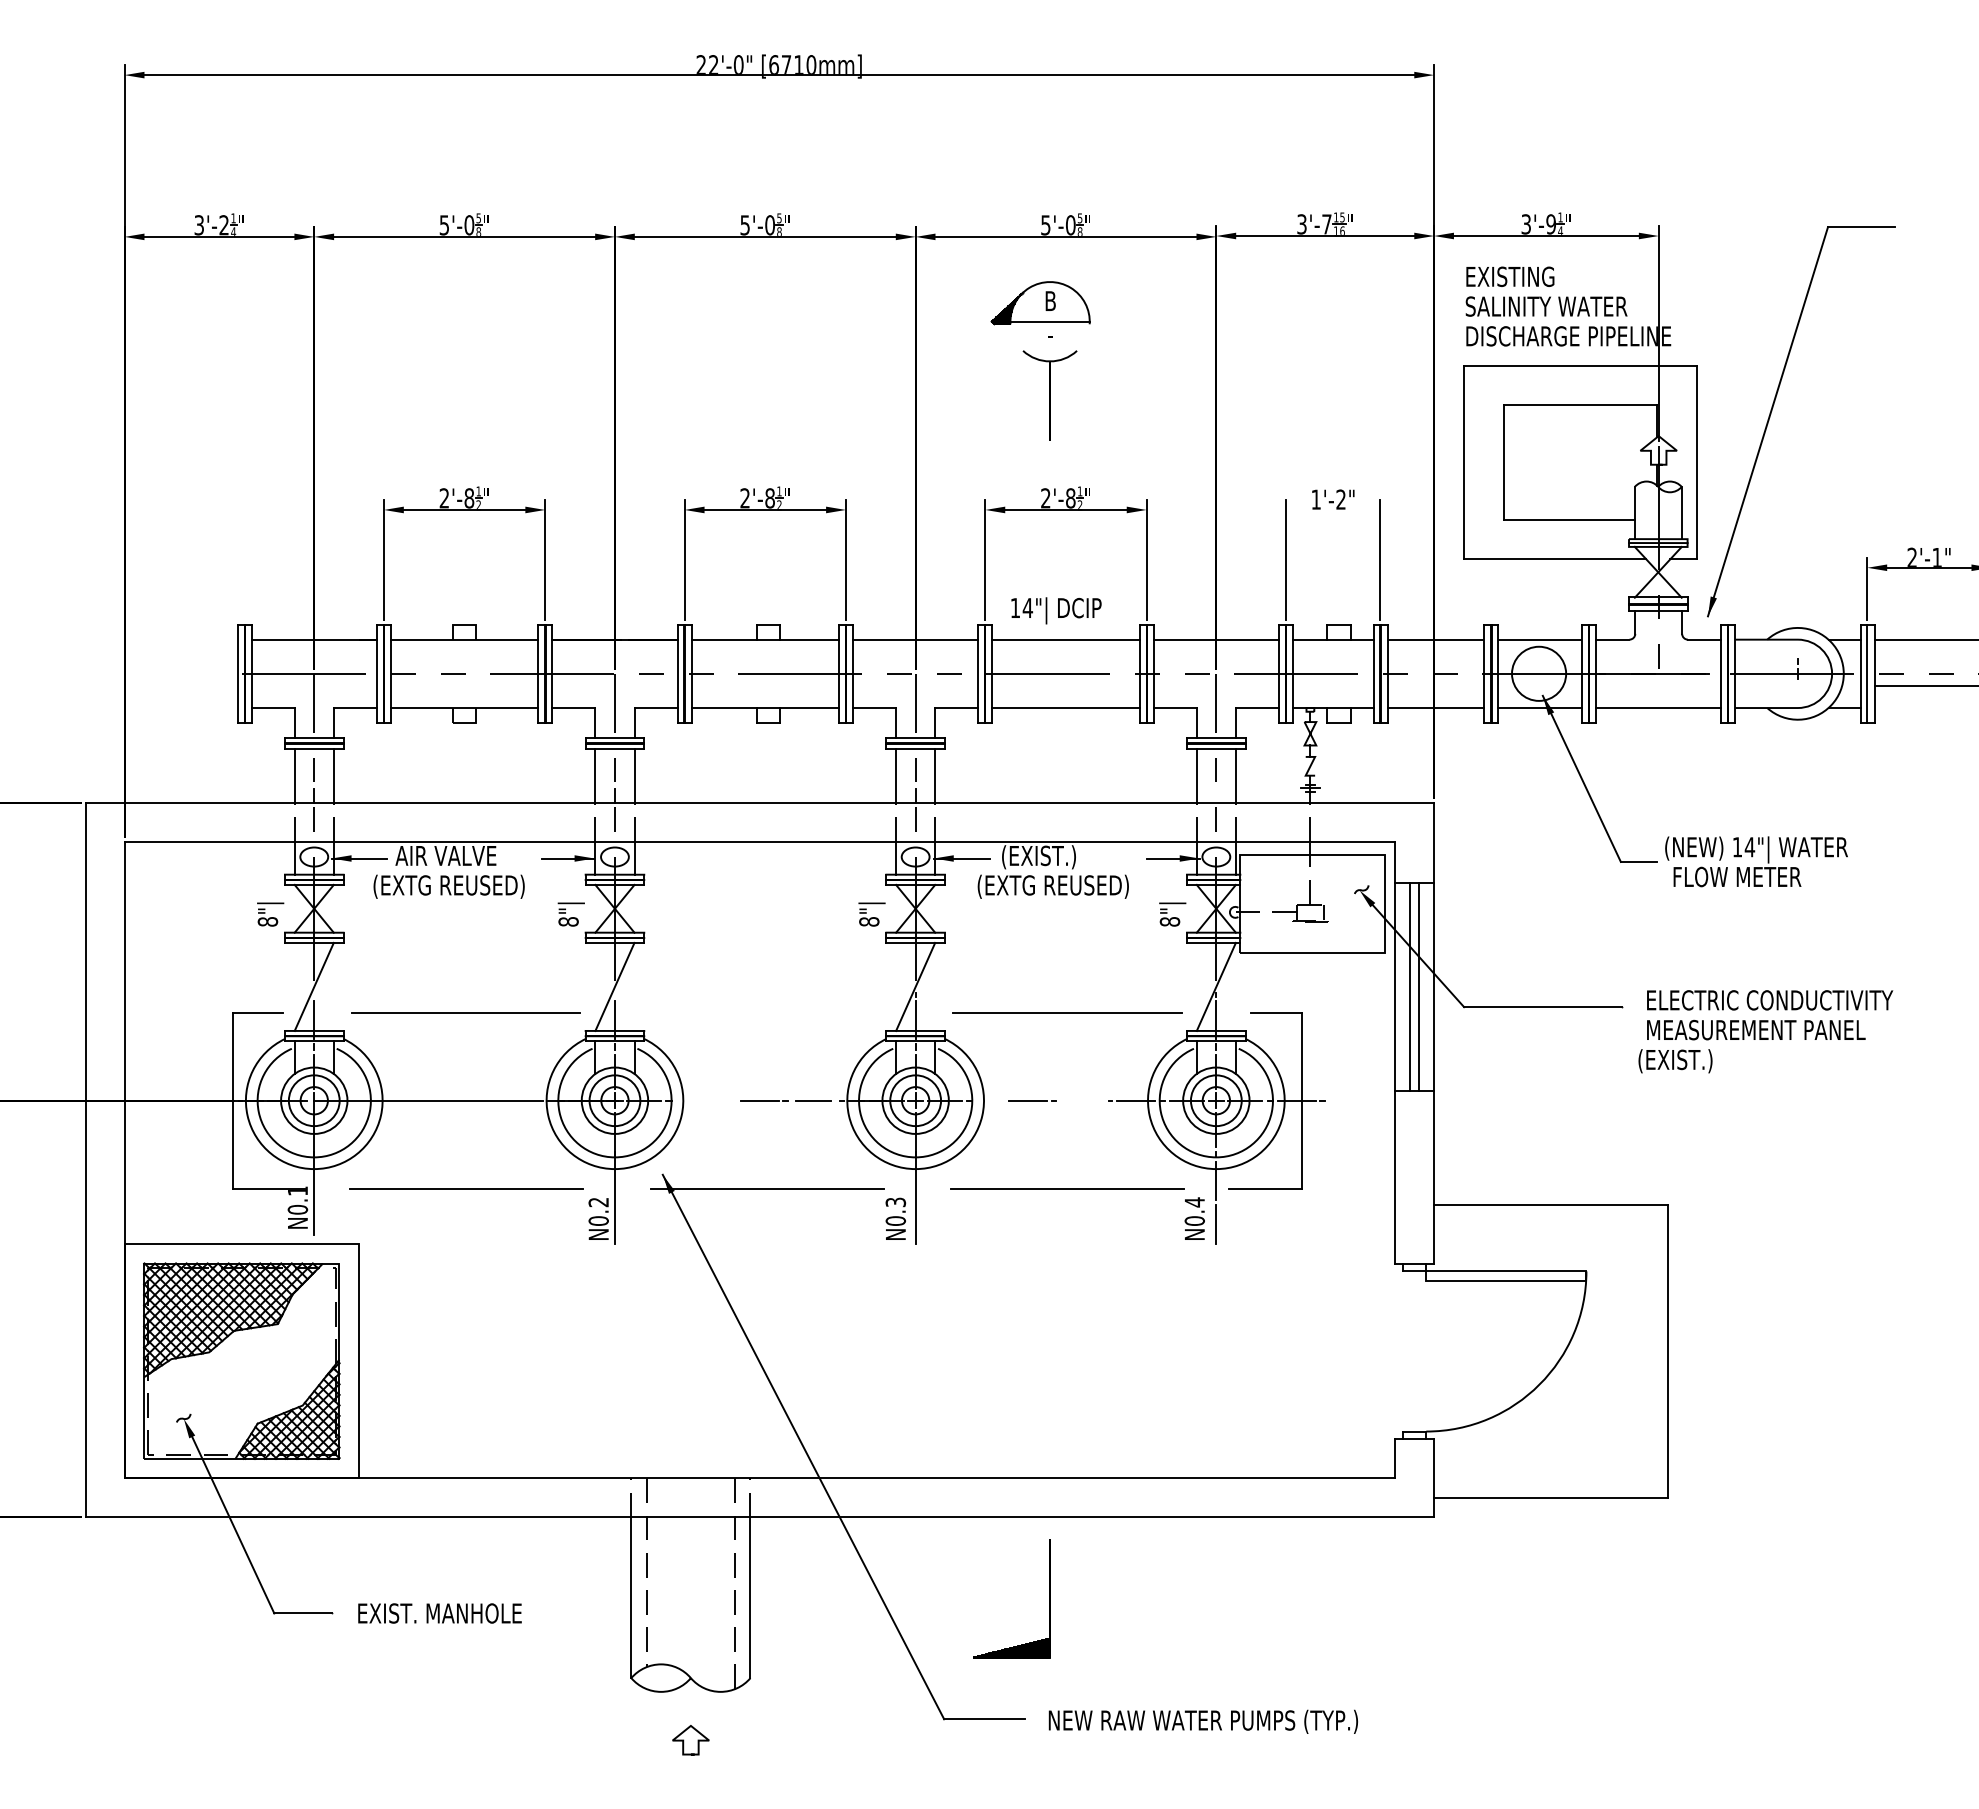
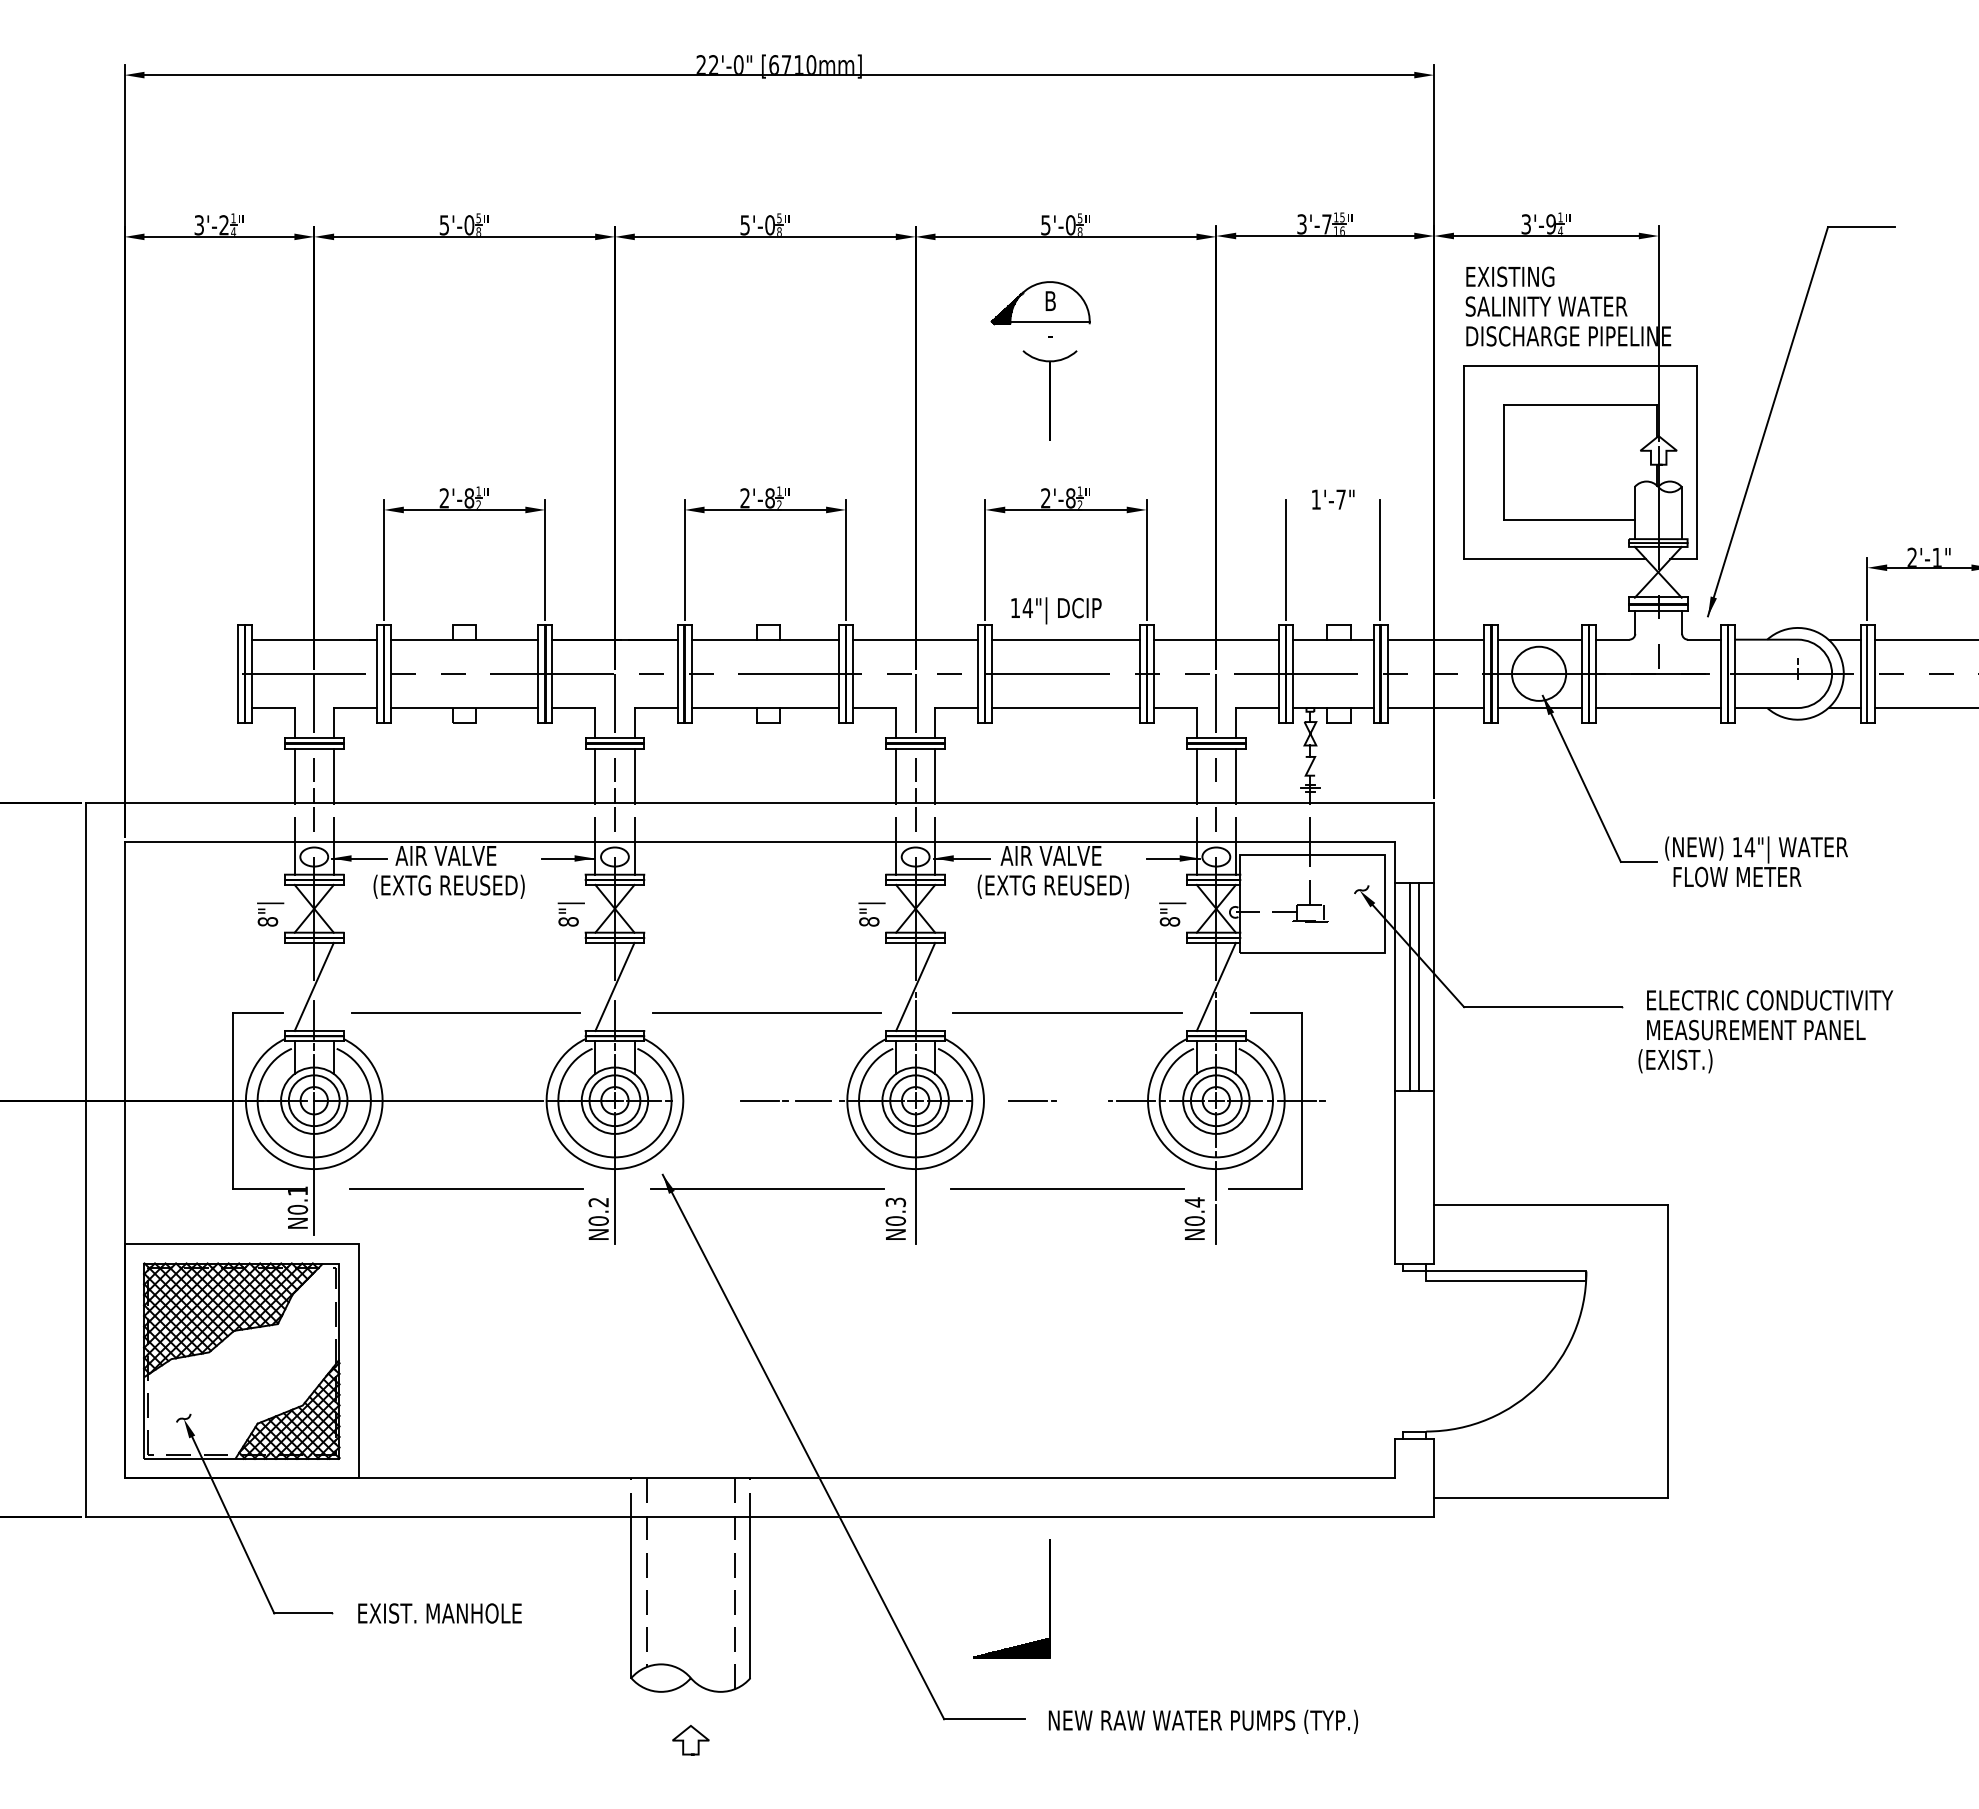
text: 1'-2" -> 1'-7" (1340, 499)
line position: (1924, 686) -> (1924, 708) (1924, 708)
text: (EXIST.) -> AIR VALVE (1050, 857)
line: none -> present (766, 1012)
